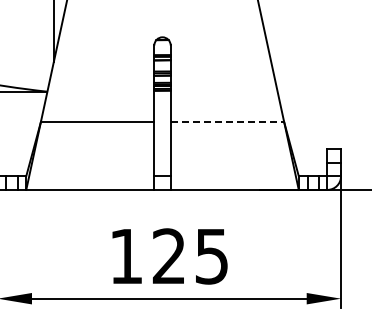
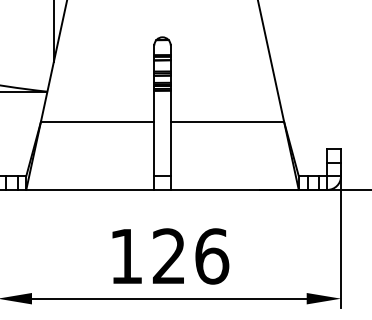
line: dashed -> solid (227, 121)
text: 125 -> 126 (212, 256)
